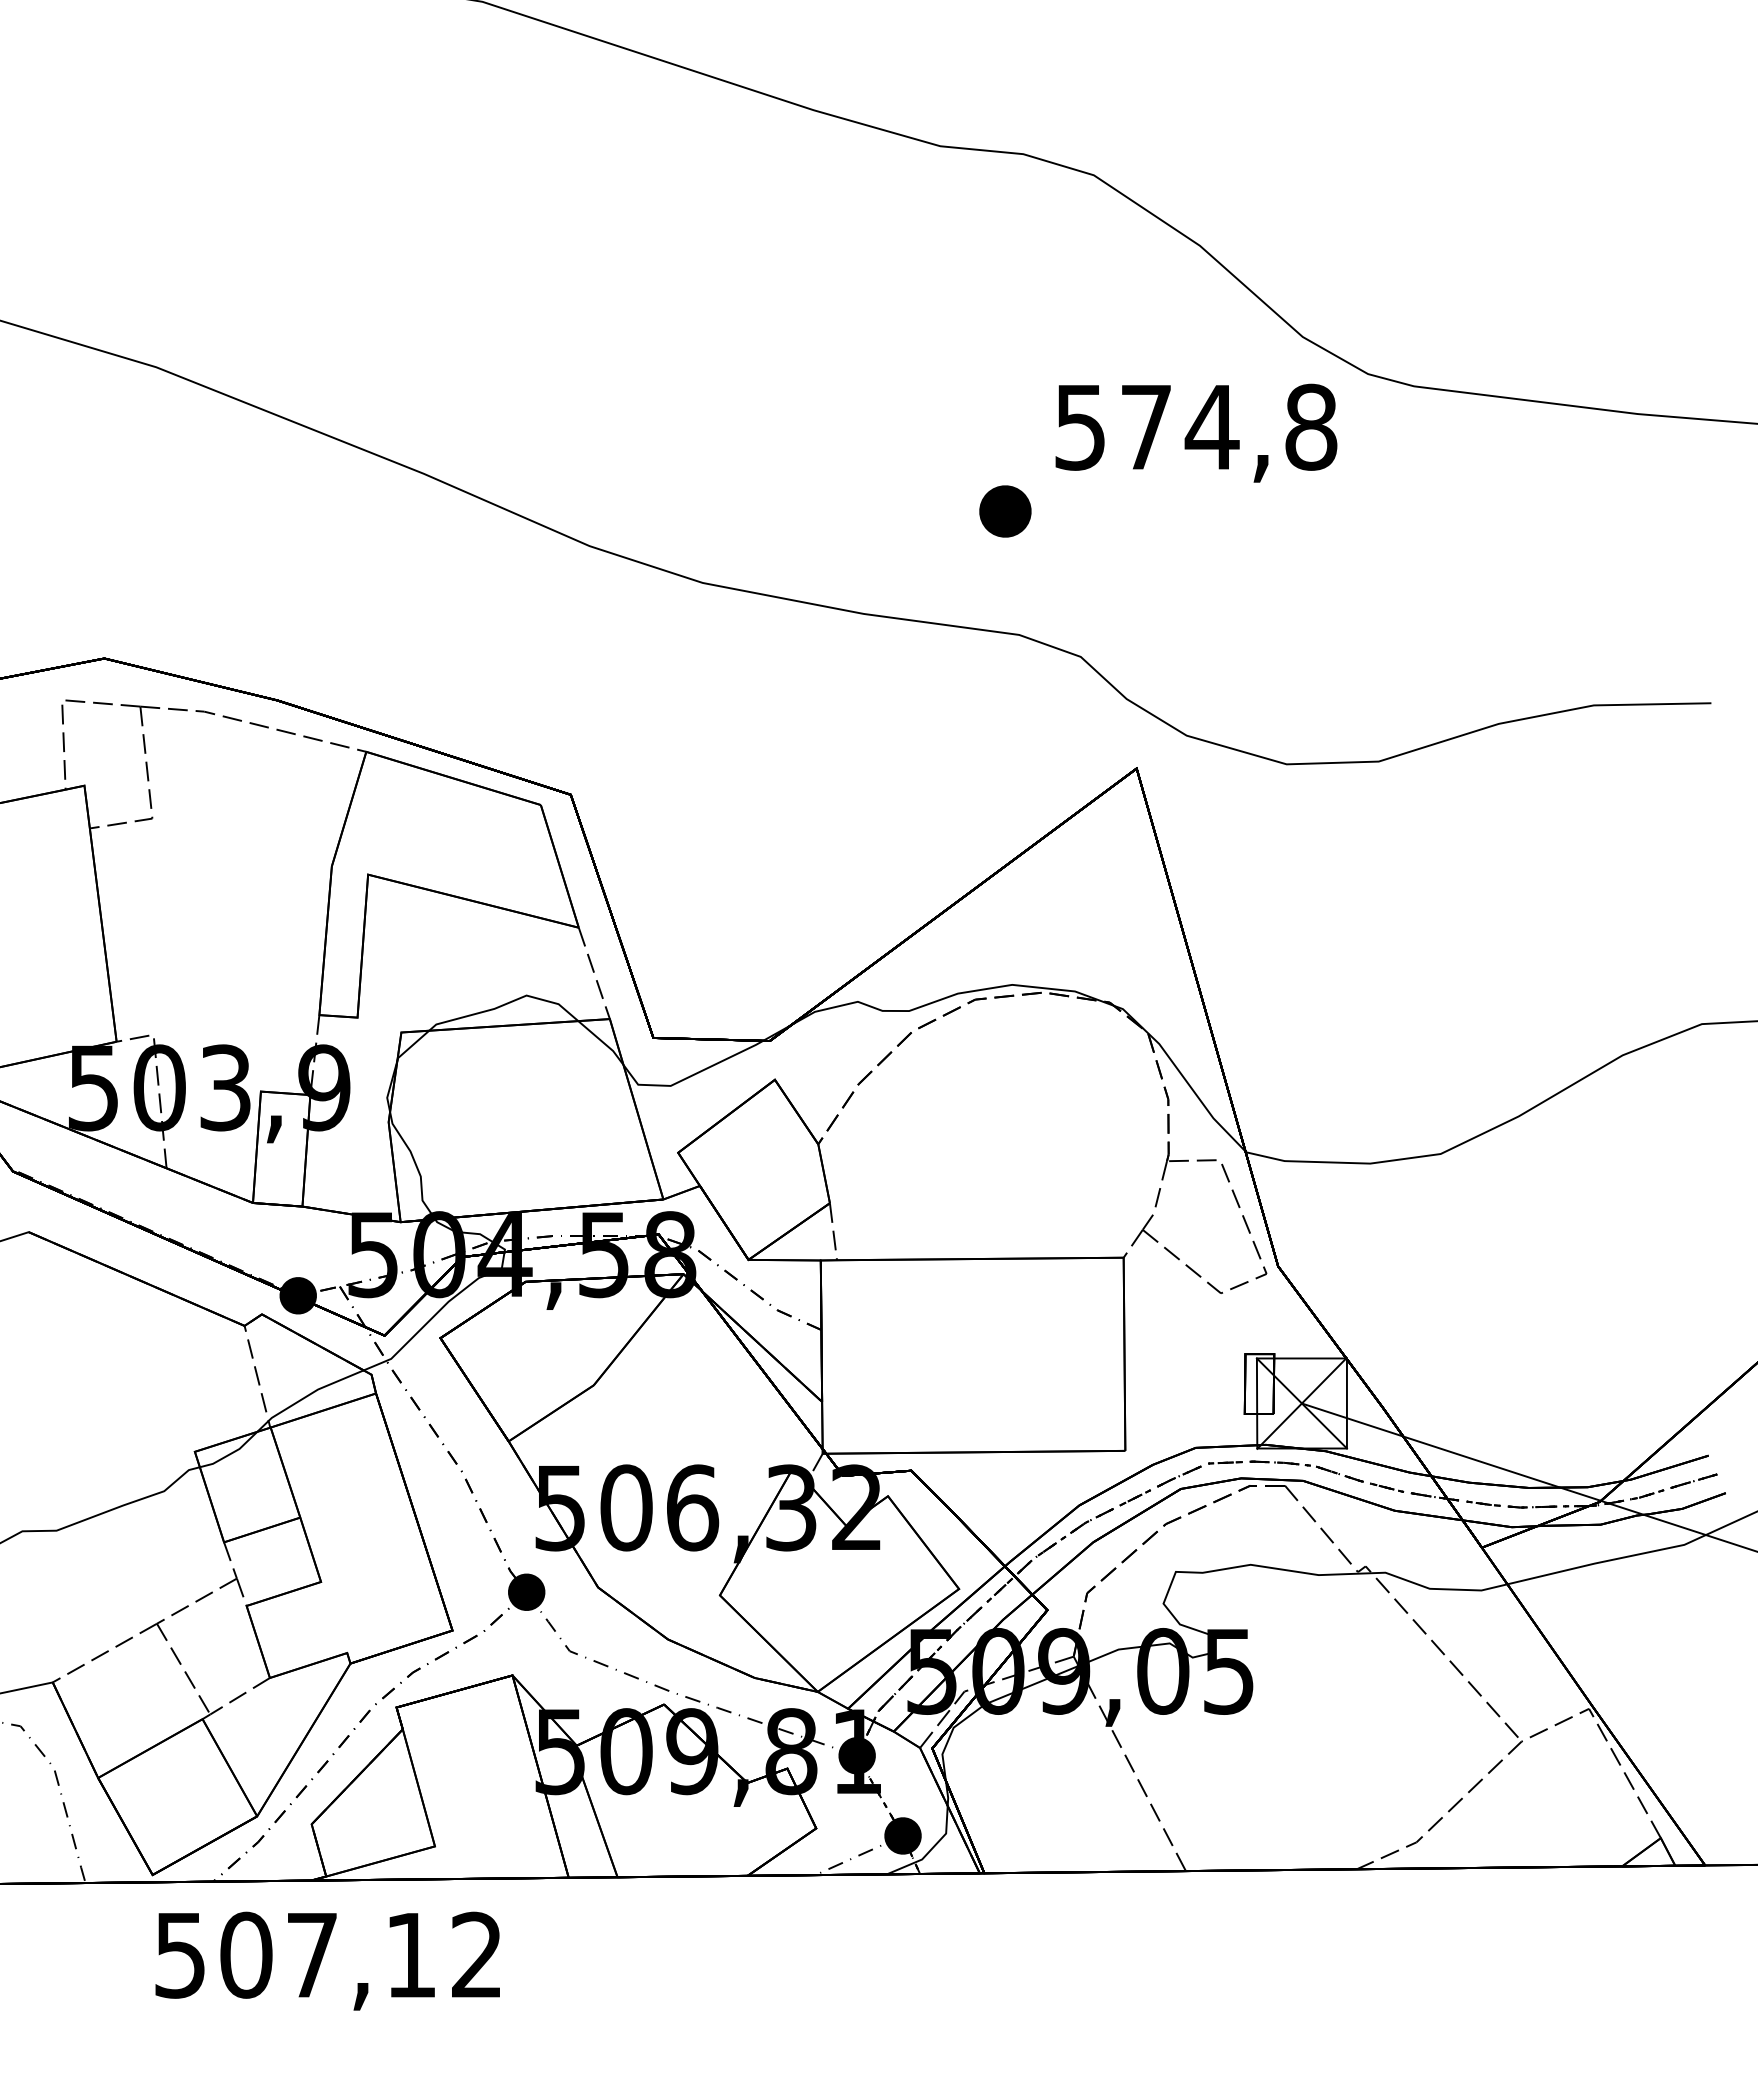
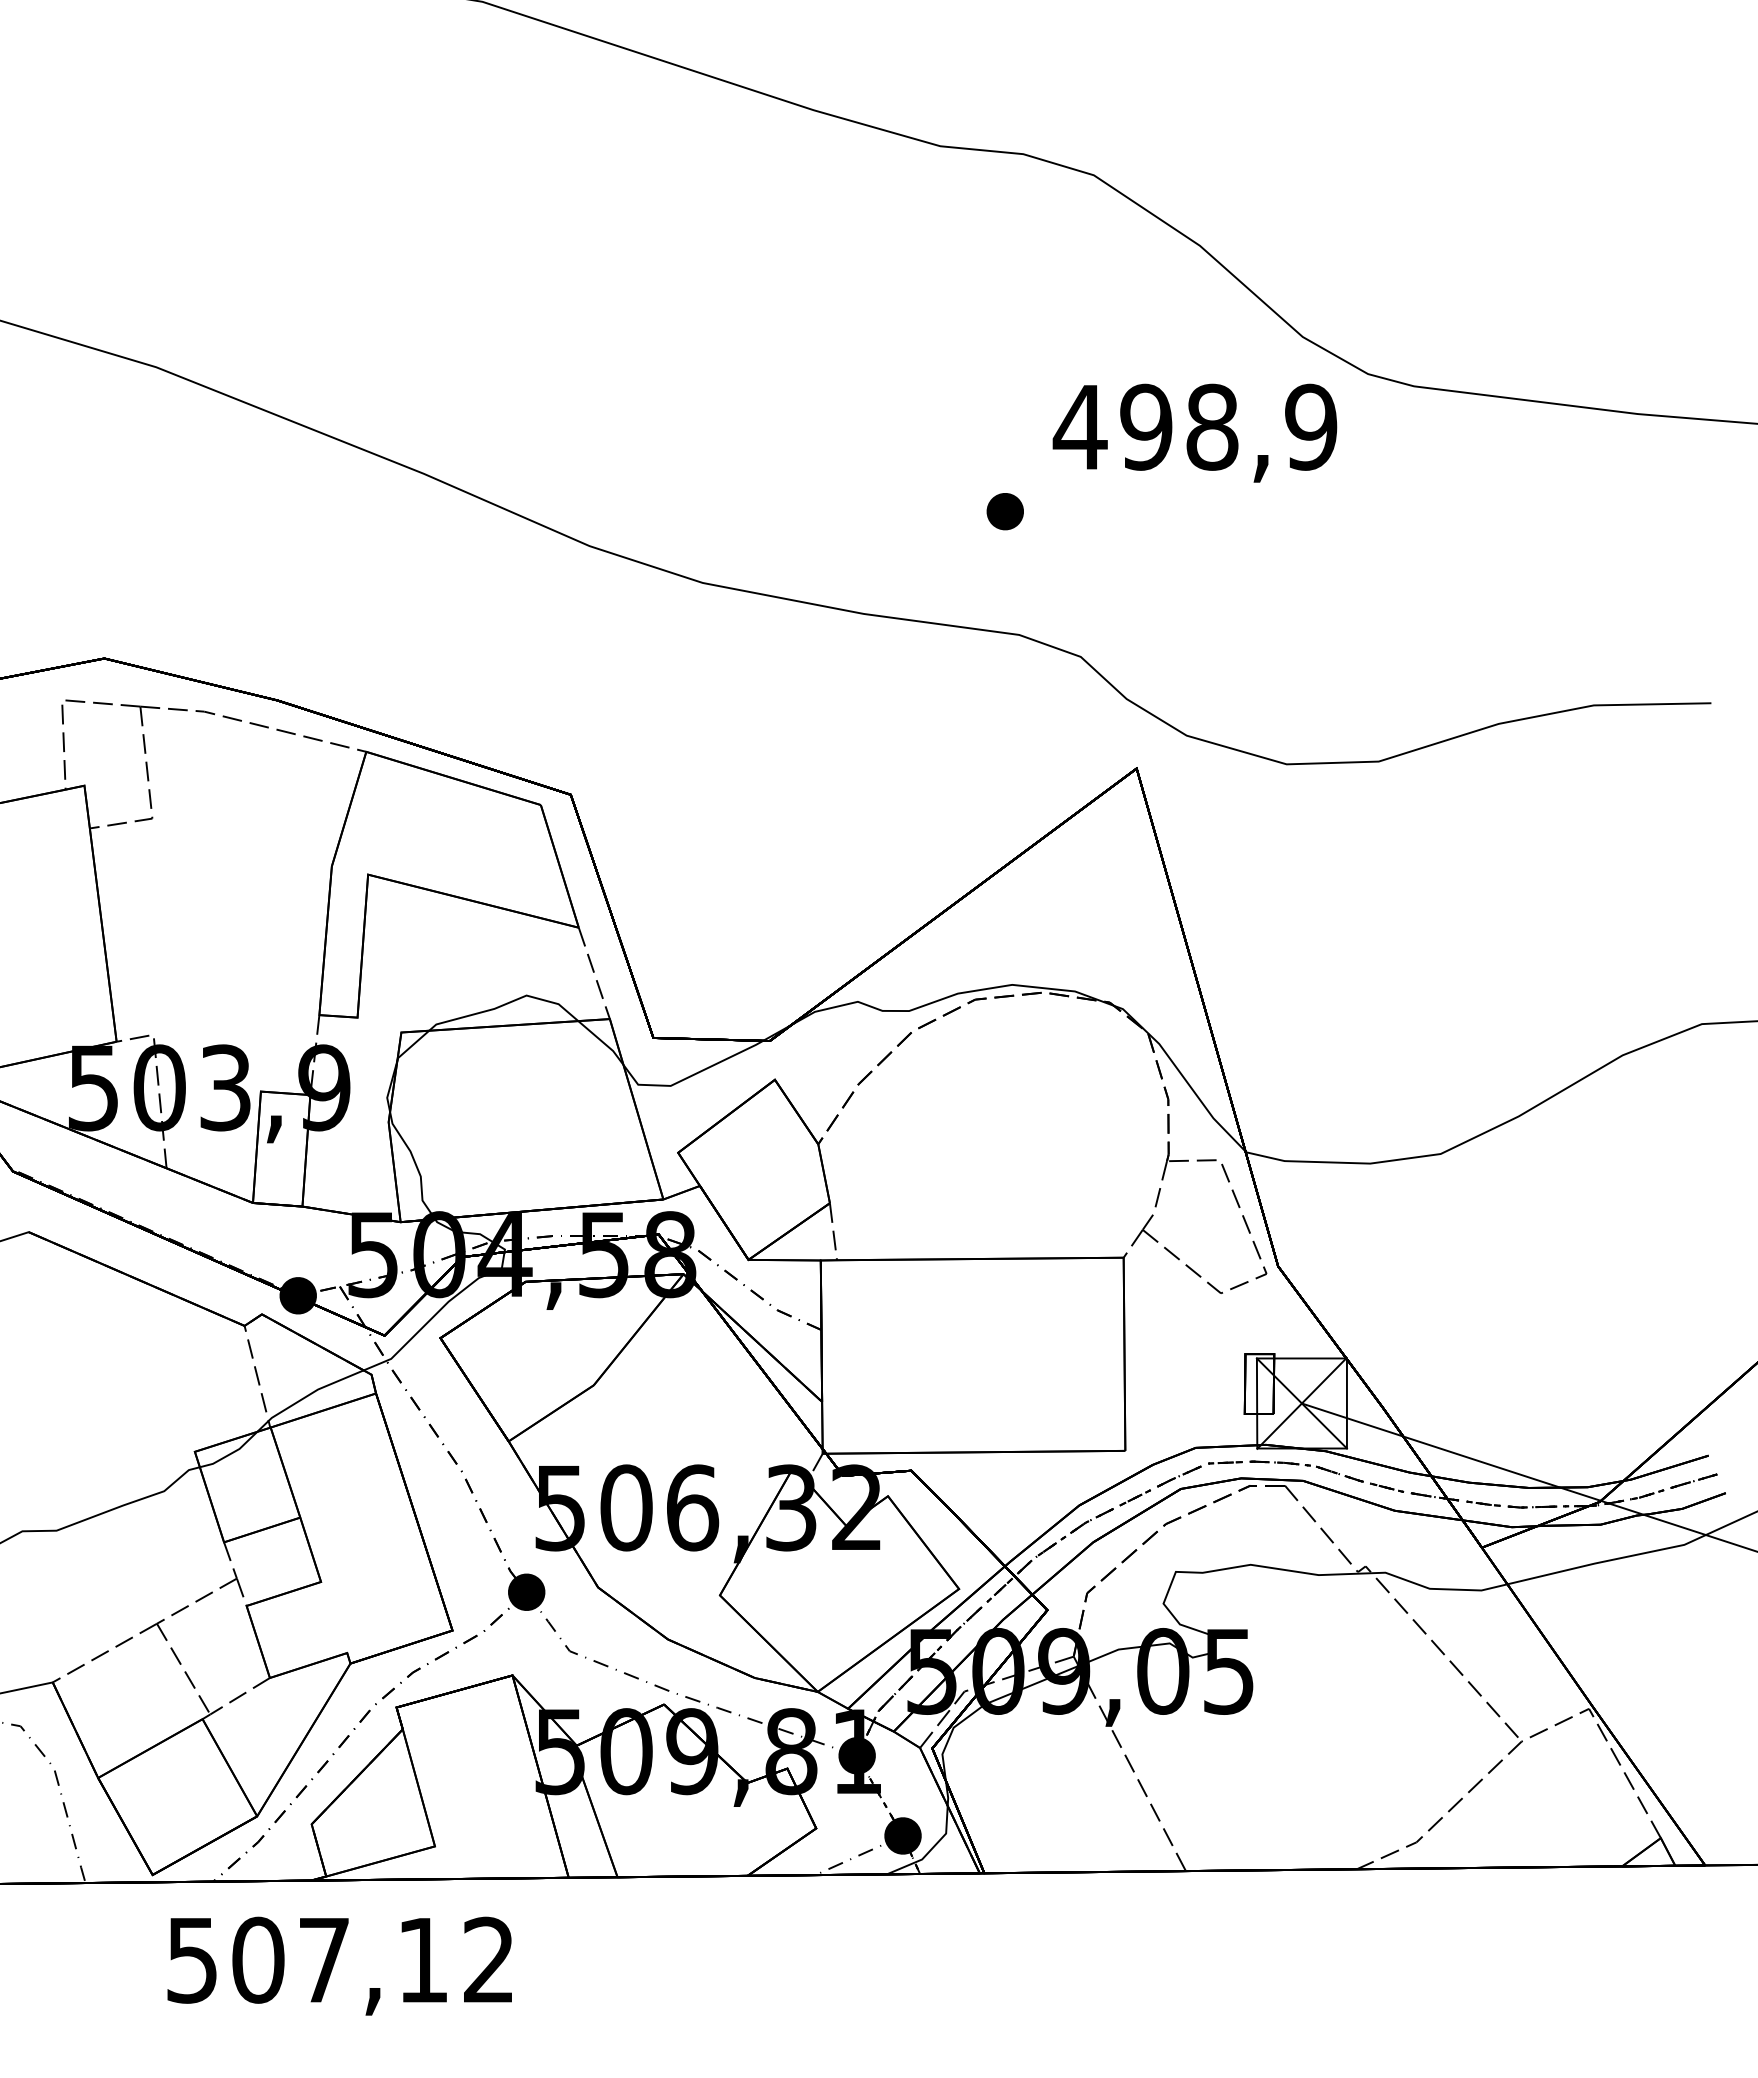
text: 574,8 -> 498,9 (1194, 426)
part size: 53x53 px -> 38x38 px (1004, 511)
text position: (327, 1960) -> (339, 1965) (339, 1965)
